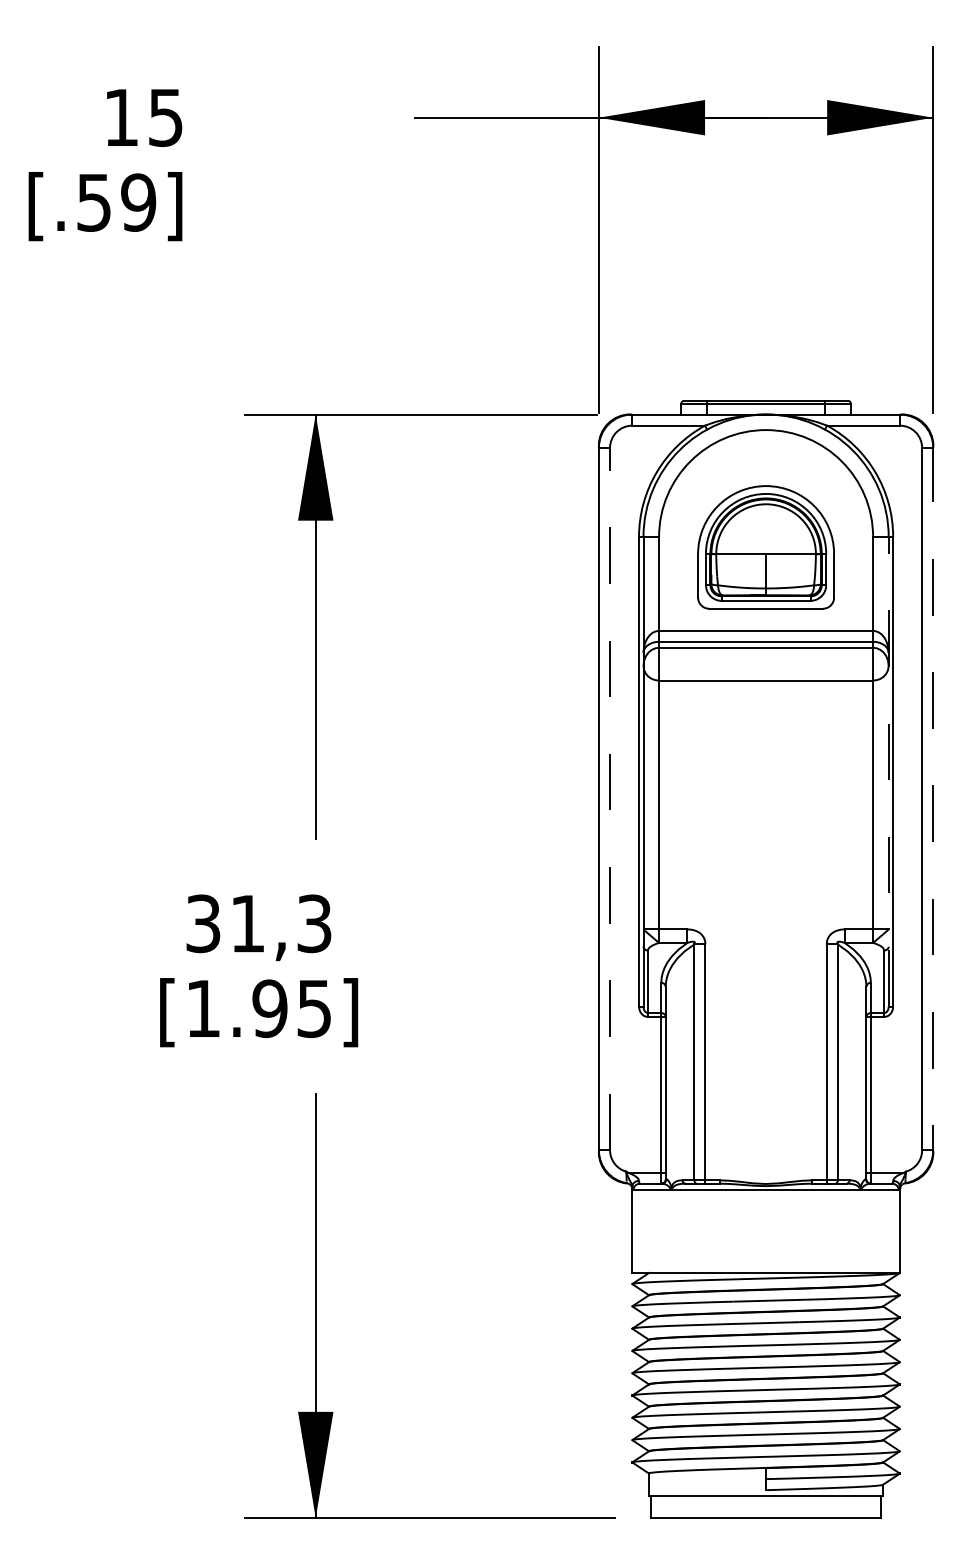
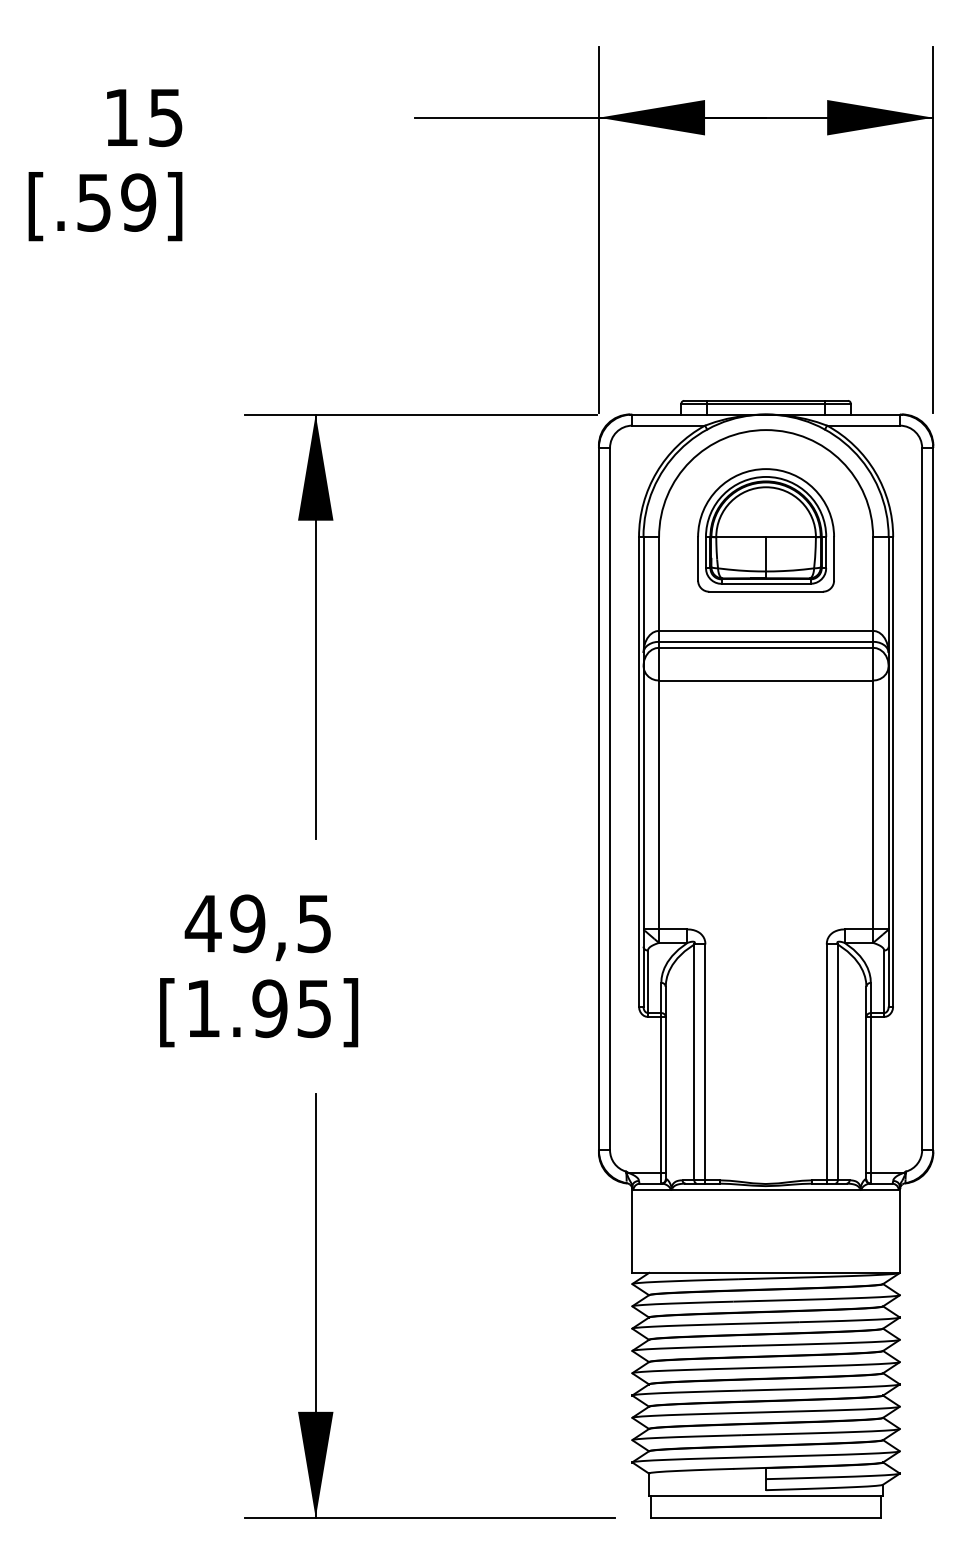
part position: (765, 547) -> (765, 530) (765, 530)
line: dashed -> solid (888, 771)
line: dashed -> solid (610, 798)
line: dashed -> solid (933, 799)
text: 31,3 -> 49,5 (257, 923)
